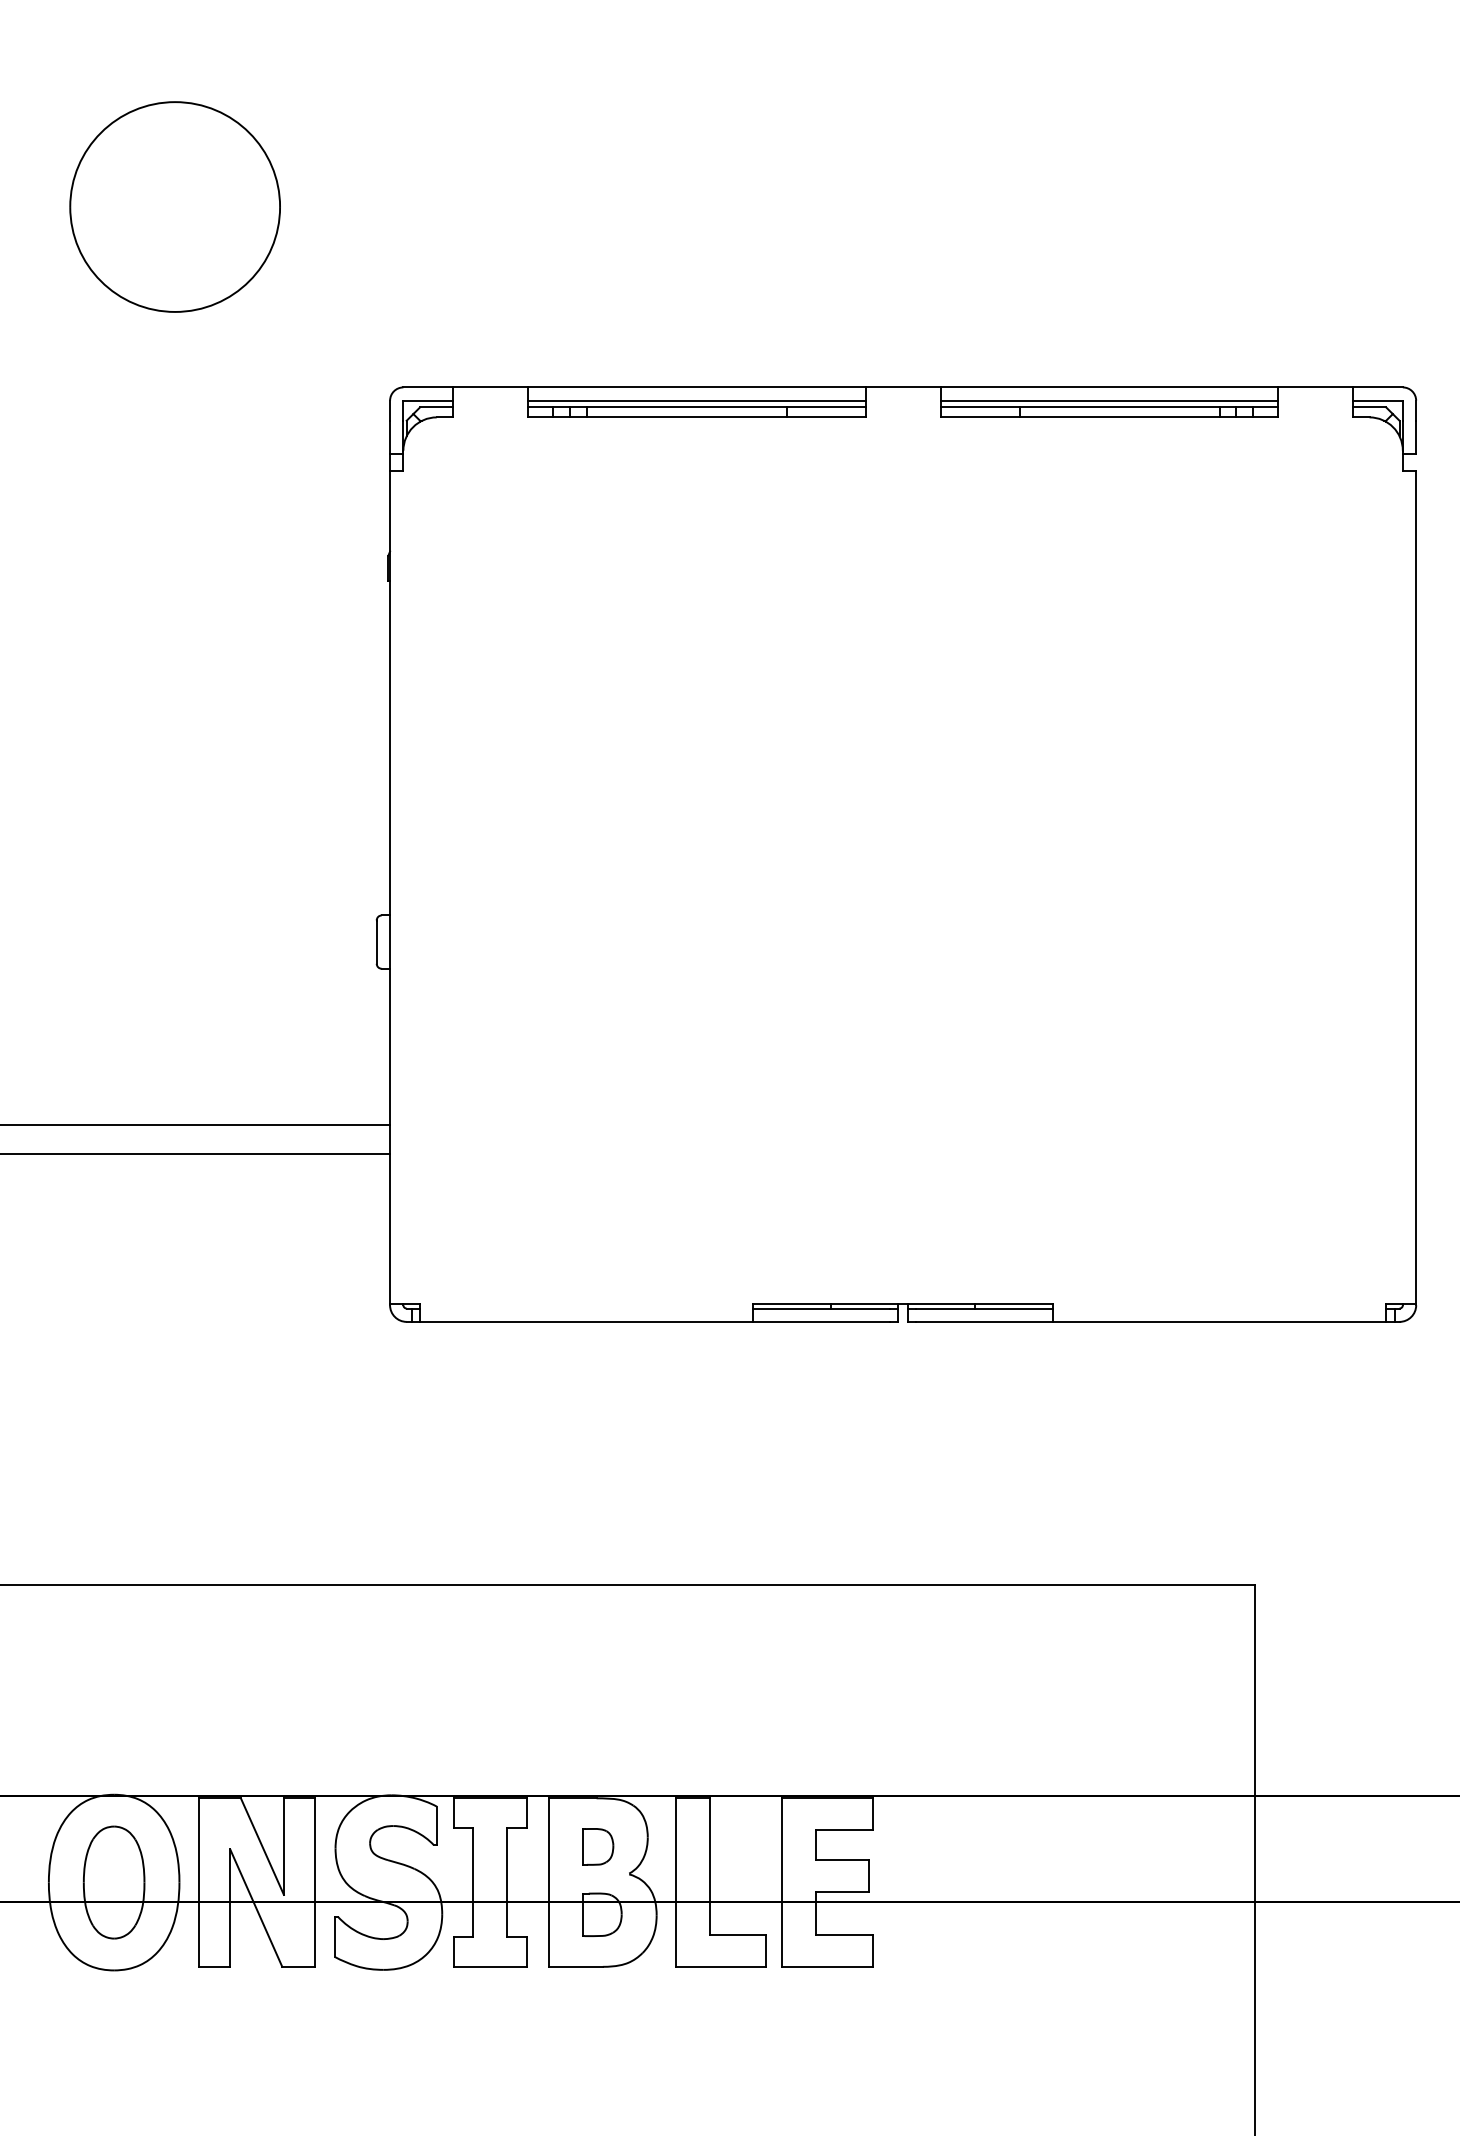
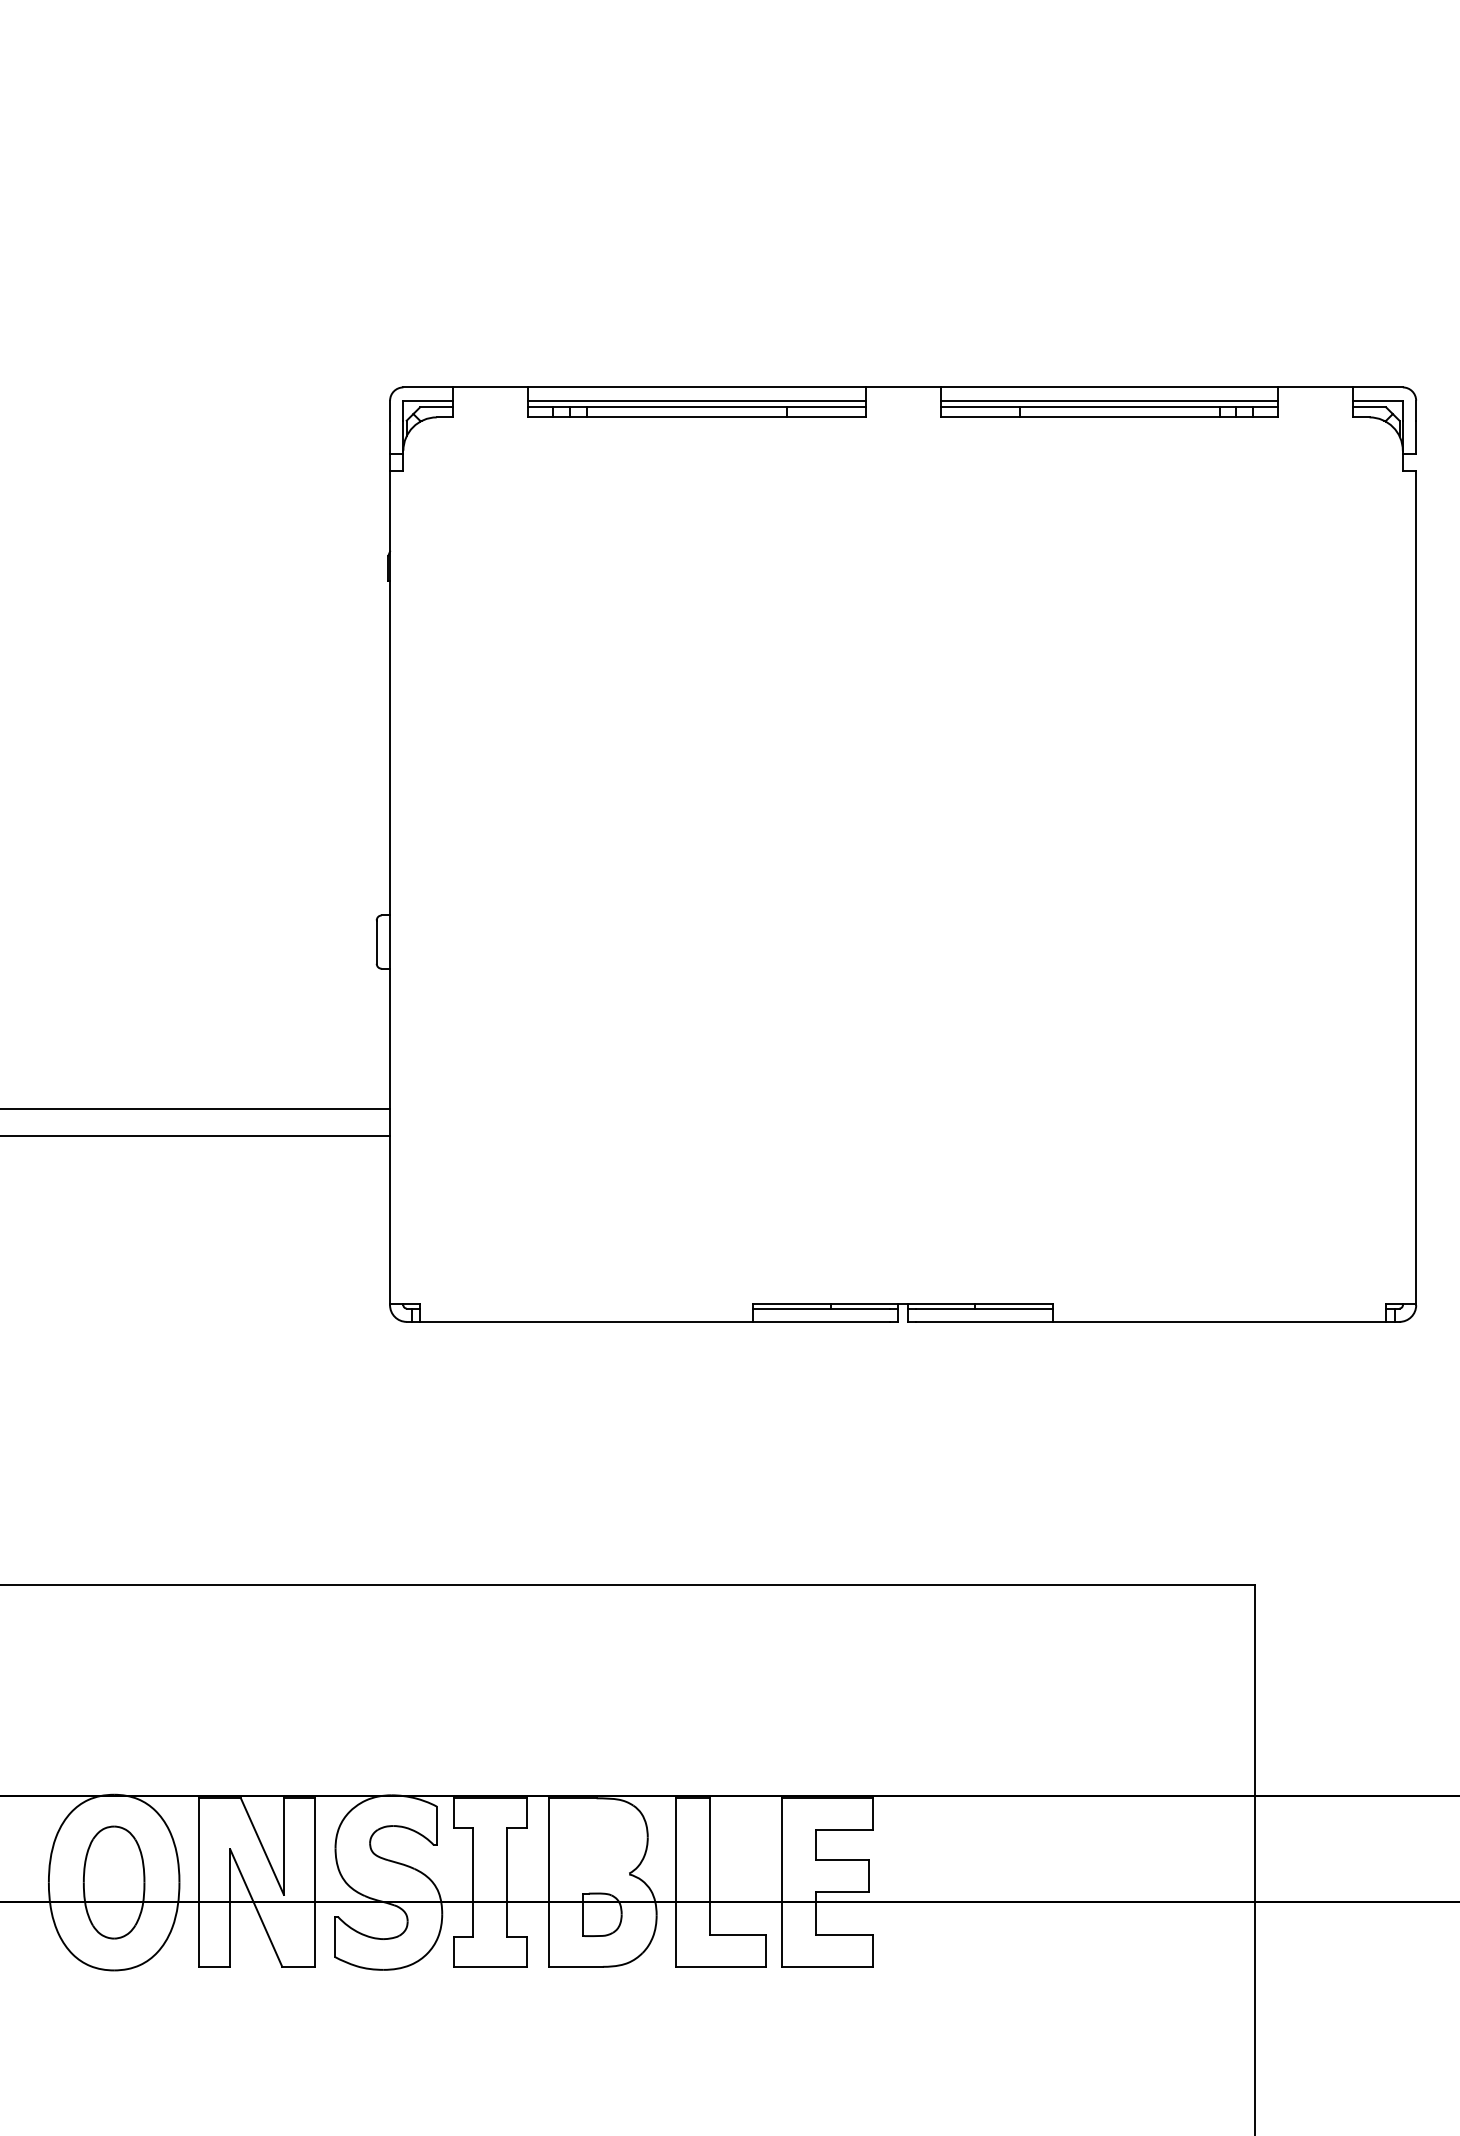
part: present -> none (174, 206)
line position: (196, 1125) -> (196, 1109) (196, 1109)
line position: (196, 1153) -> (196, 1135) (196, 1135)
part: present -> none (598, 1846)
